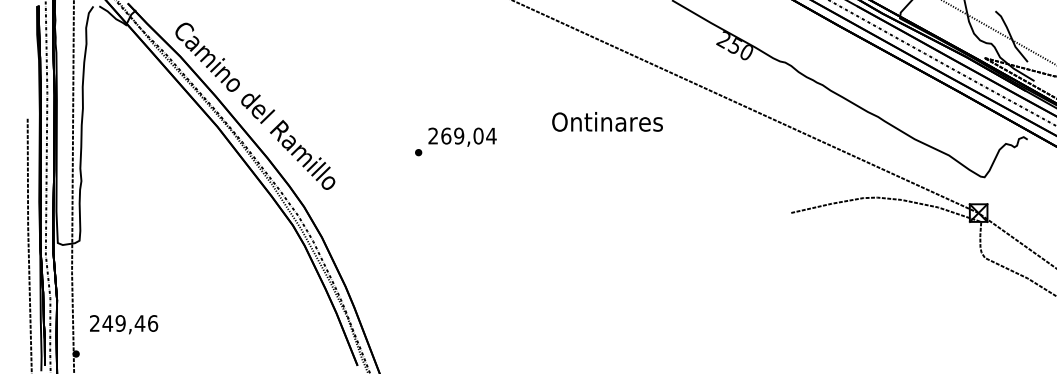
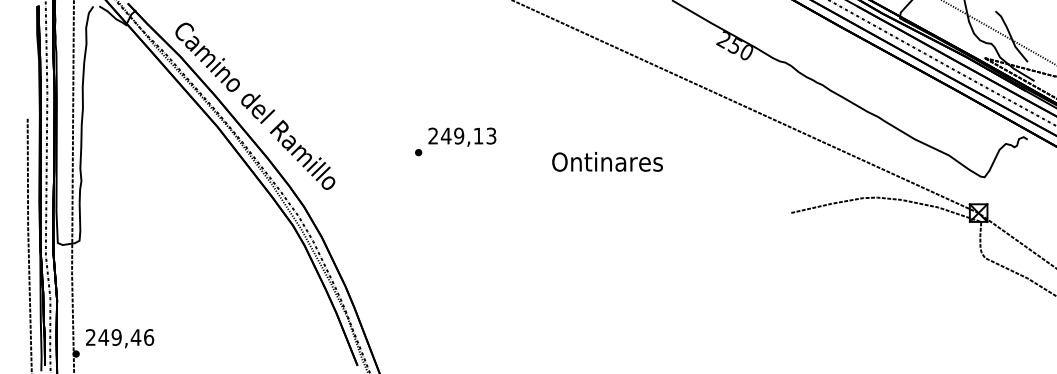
text position: (607, 121) -> (607, 161) (607, 161)
text: 269,04 -> 249,13 (468, 135)
text position: (124, 324) -> (120, 338) (120, 338)
